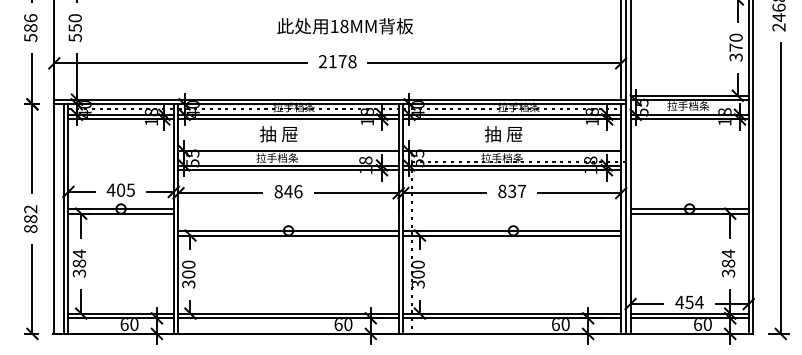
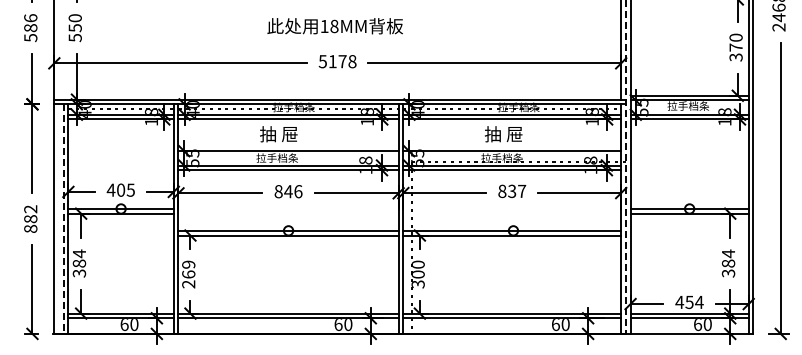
text position: (344, 26) -> (334, 26) (334, 26)
text: 2178 -> 5178 (322, 61)
line: solid -> dashed (625, 167)
line: solid -> dashed (63, 219)
text: 300 -> 269 (188, 274)
